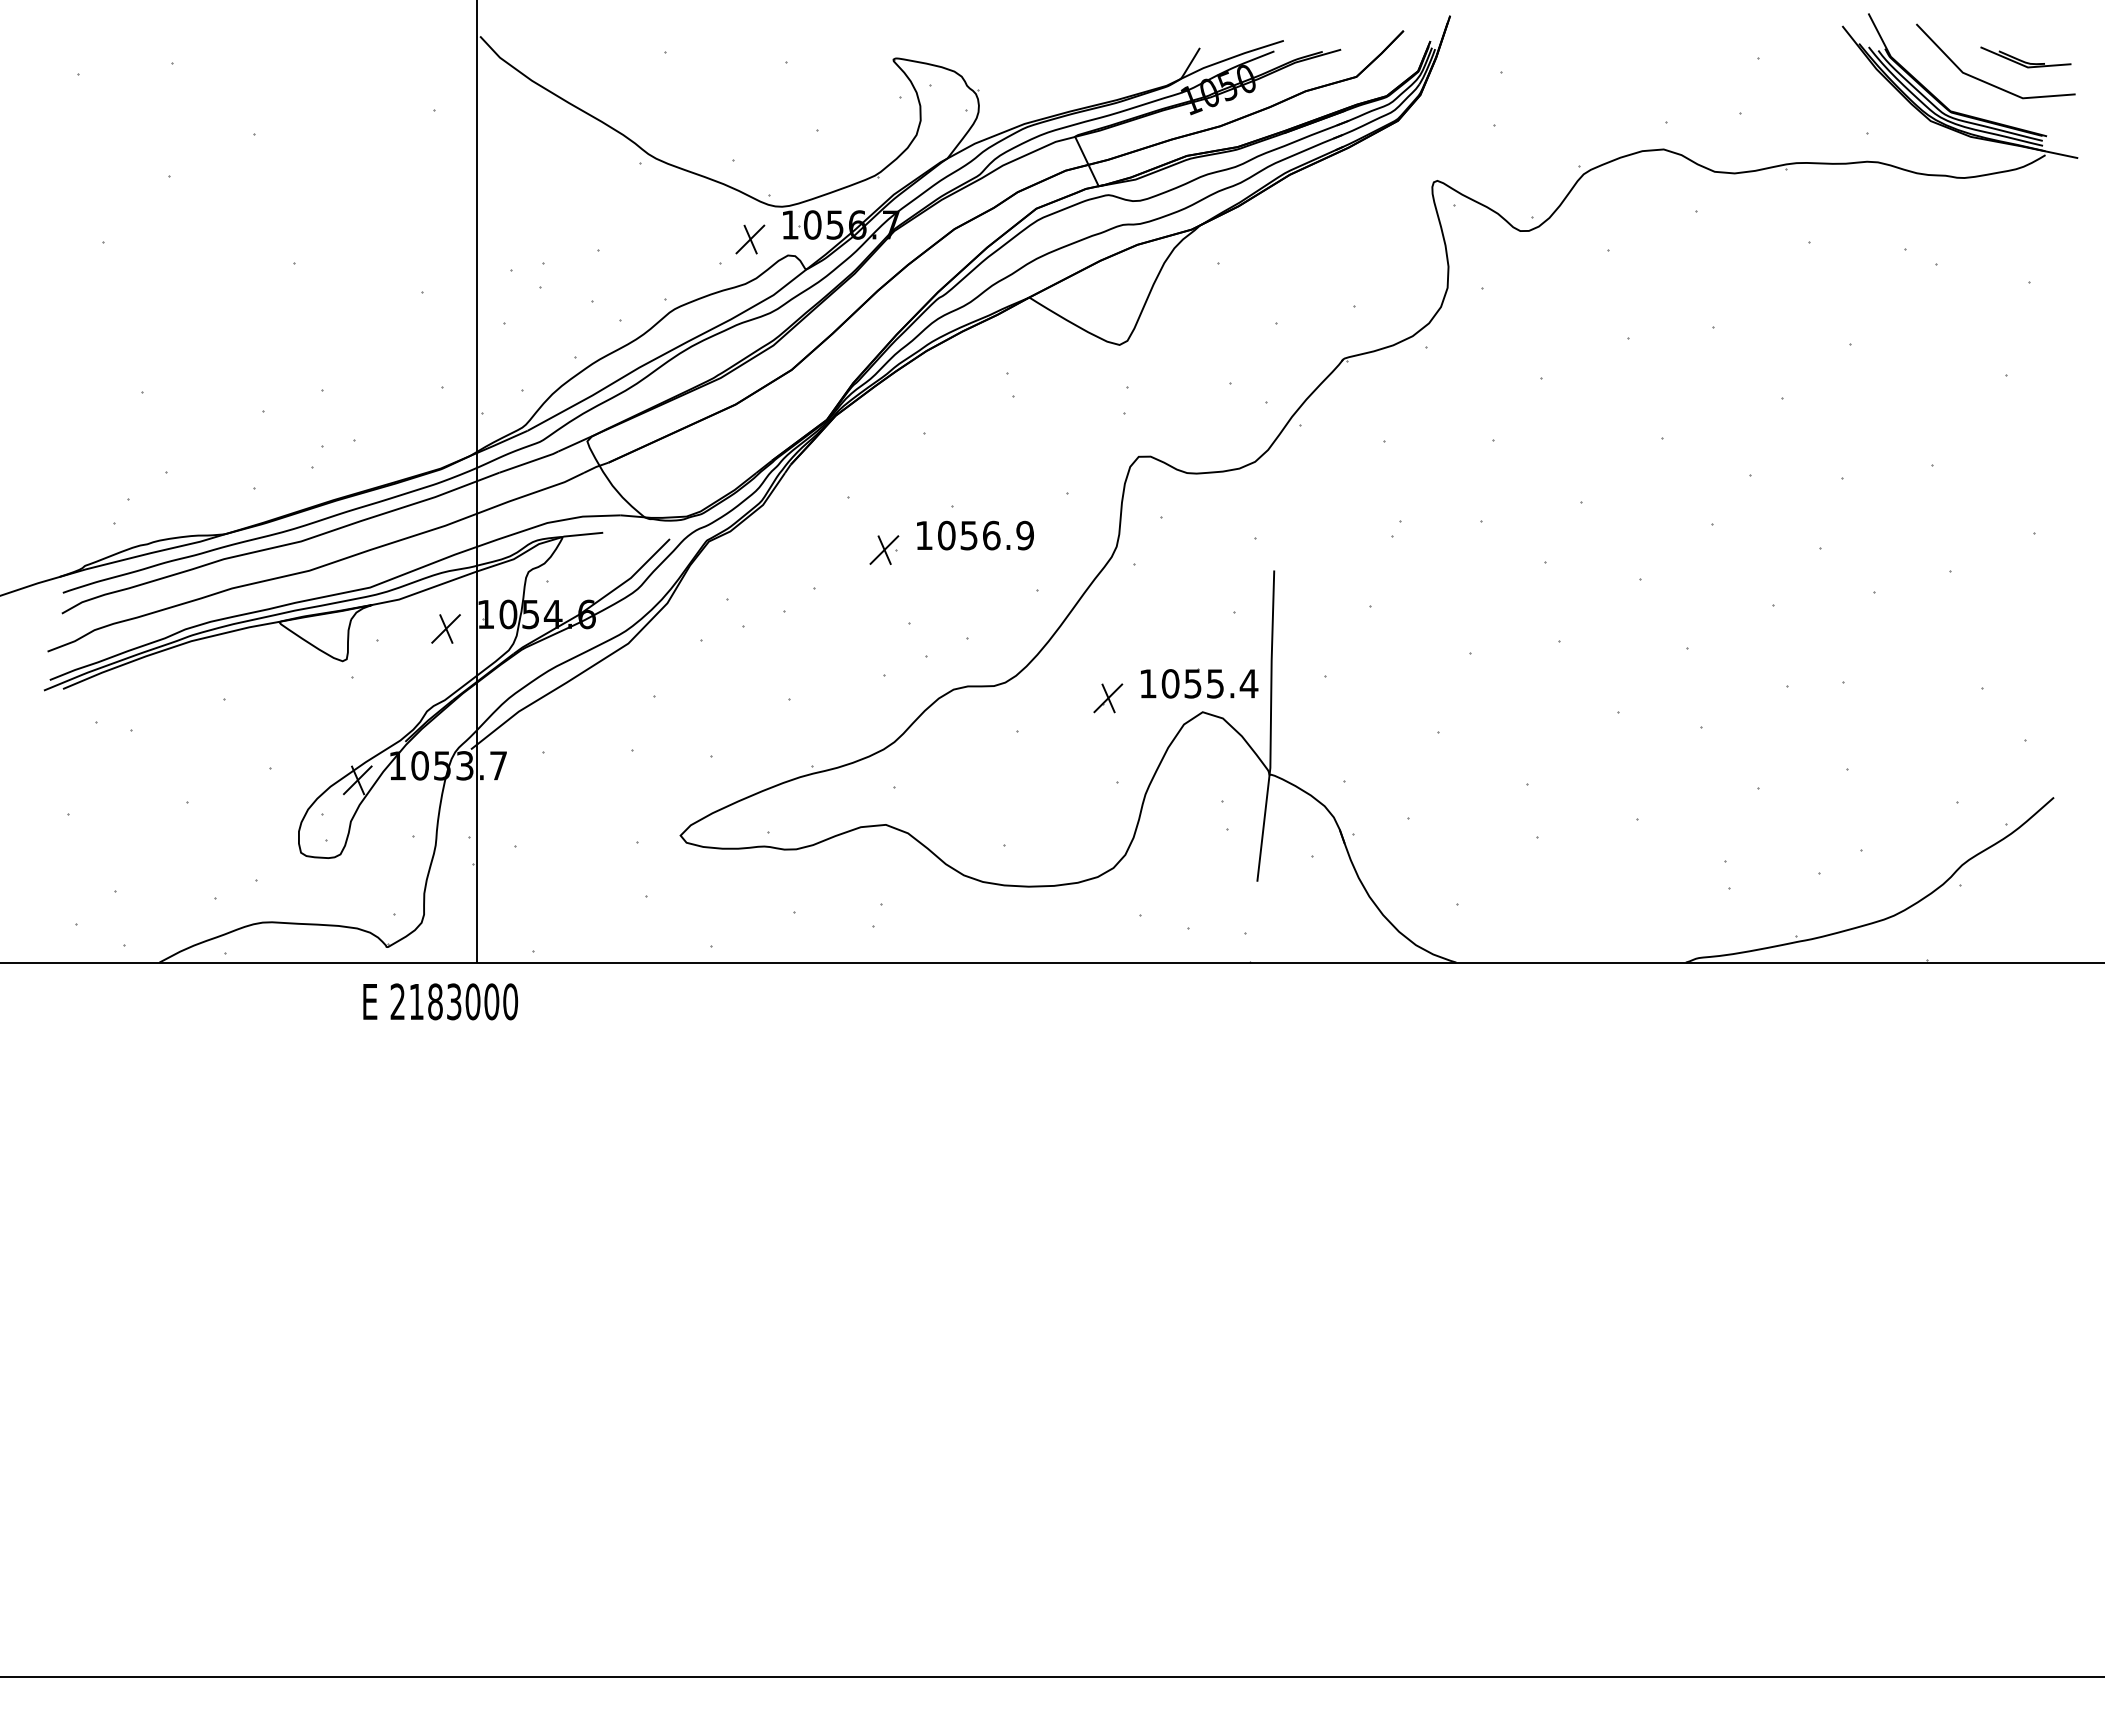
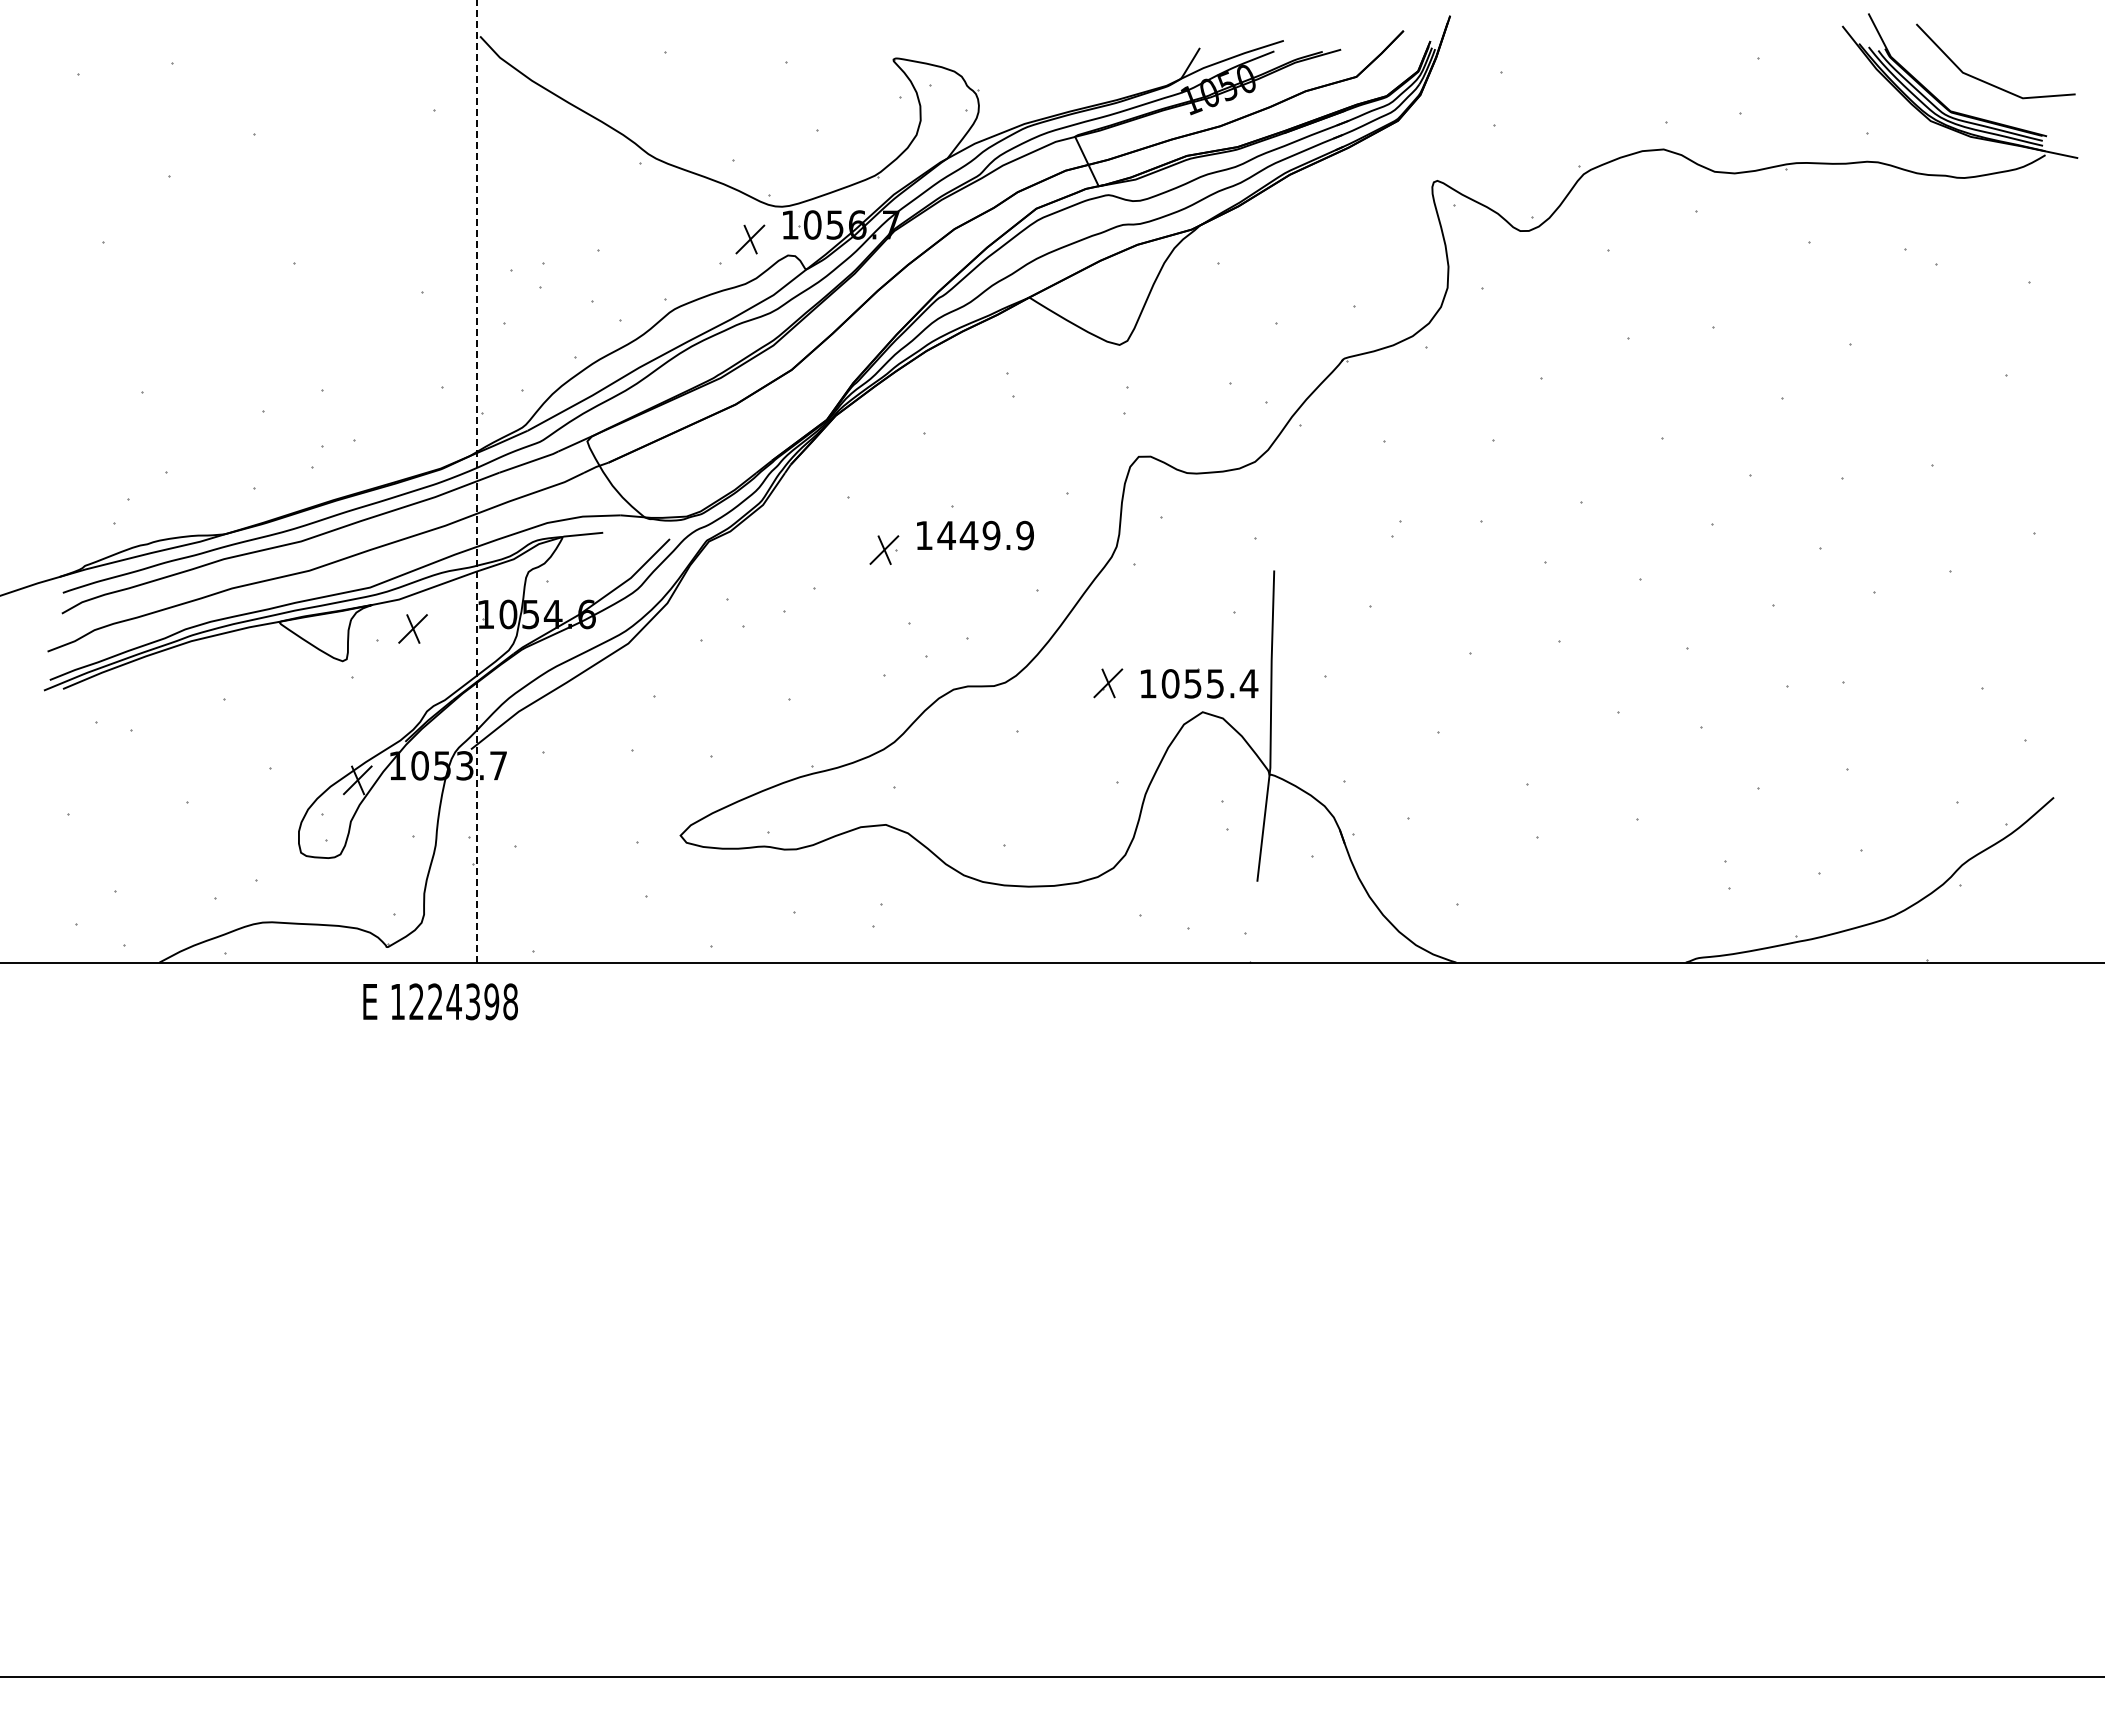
part: present -> none (2025, 57)
line: solid -> dashed (477, 481)
text: 1056.9 -> 1449.9 (968, 535)
part position: (445, 628) -> (412, 628) (412, 628)
part position: (1108, 698) -> (1108, 683) (1108, 683)
text: 2183000 -> 1224398 (454, 1001)
